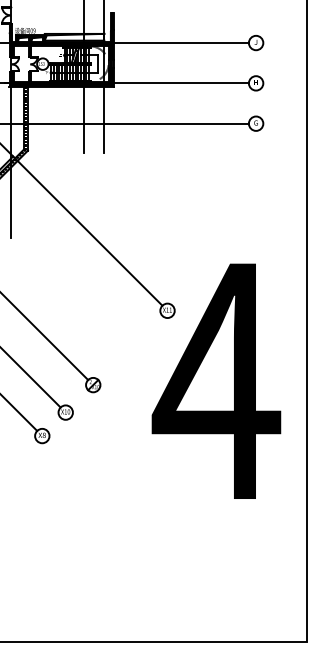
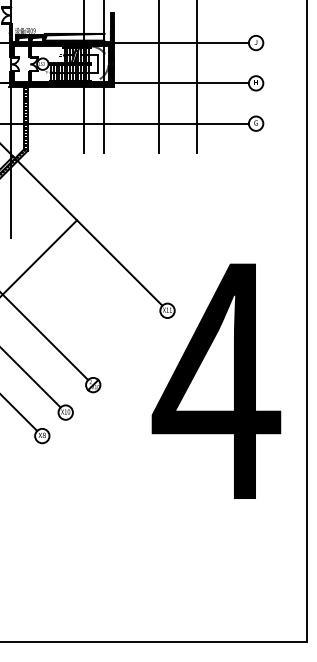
line: none -> present (158, 77)
line: none -> present (197, 77)
line: none -> present (39, 257)
